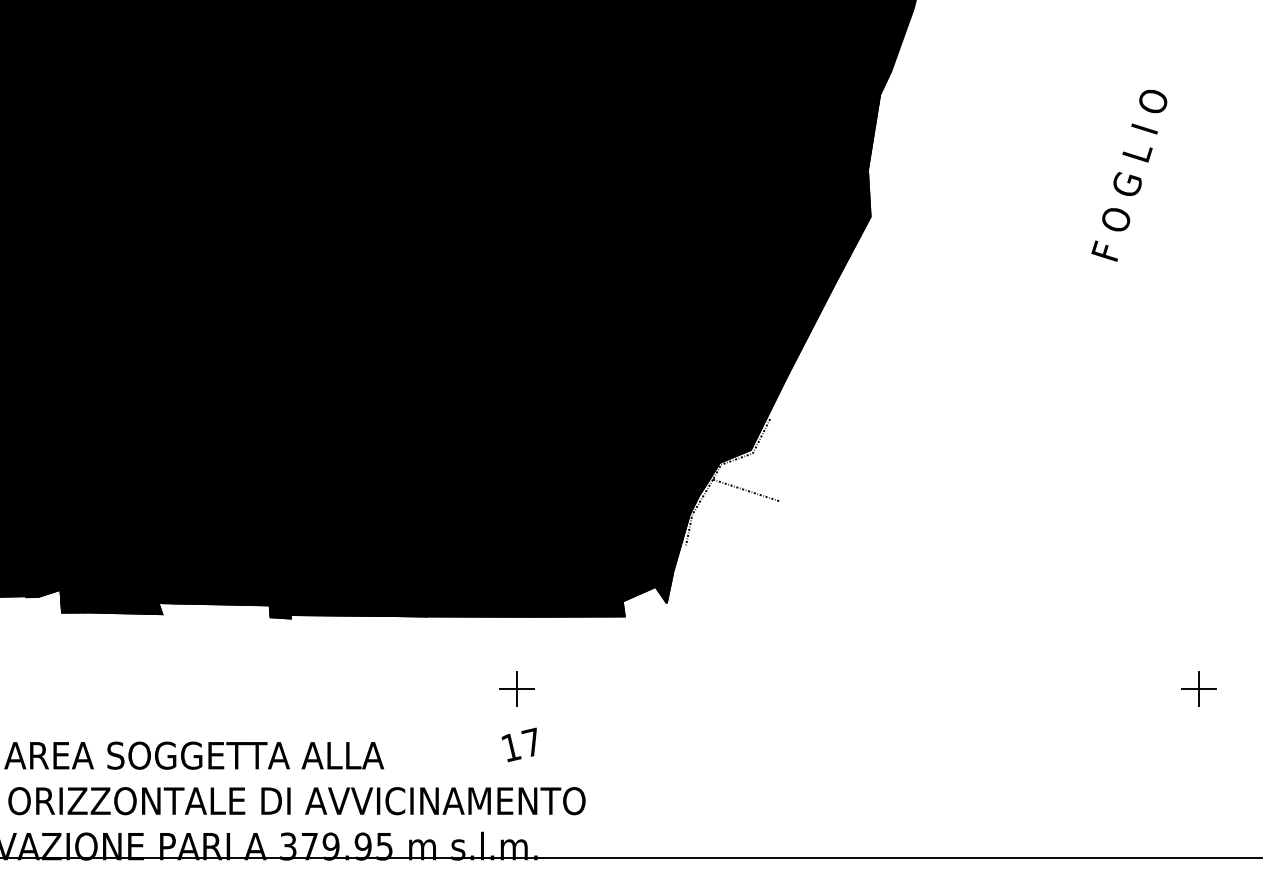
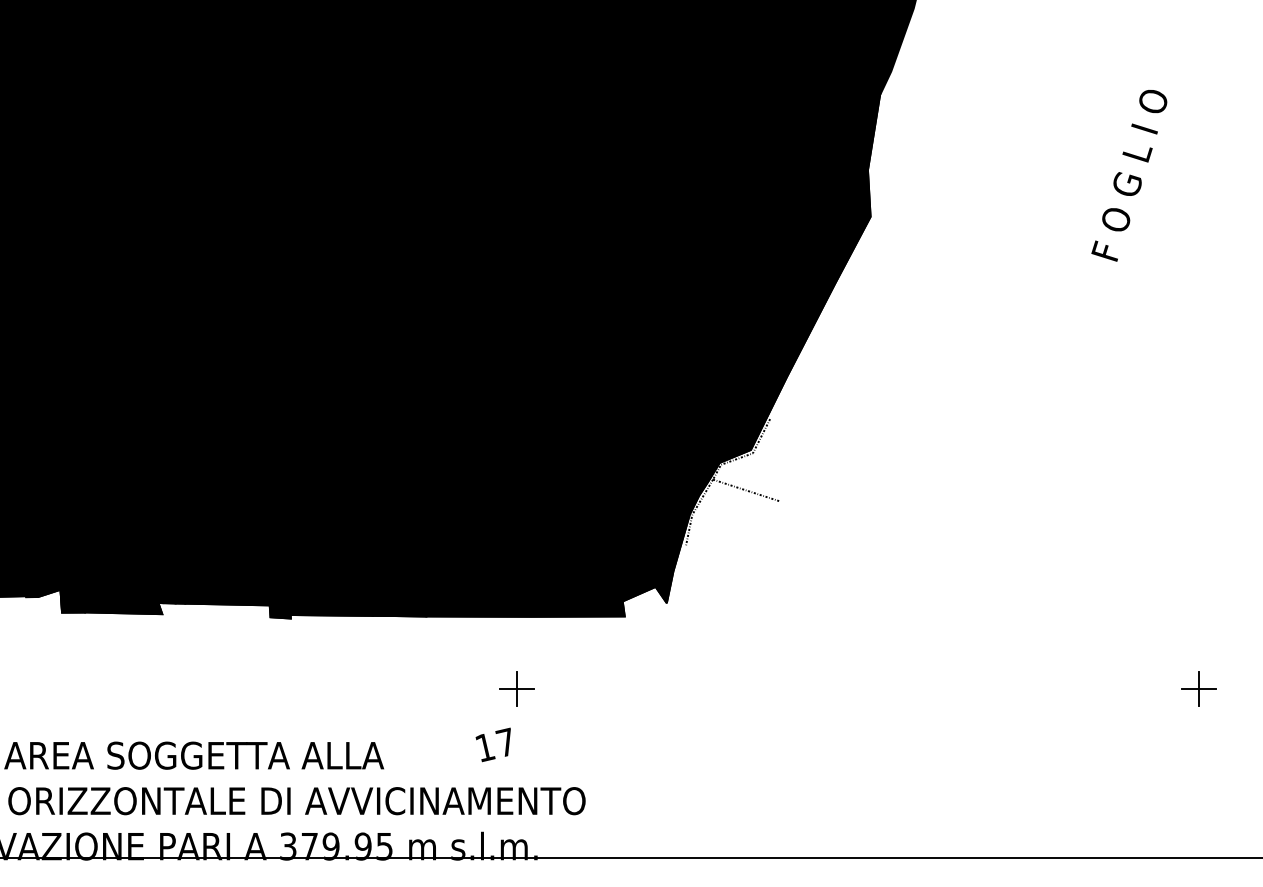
text position: (518, 744) -> (492, 744) (492, 744)
